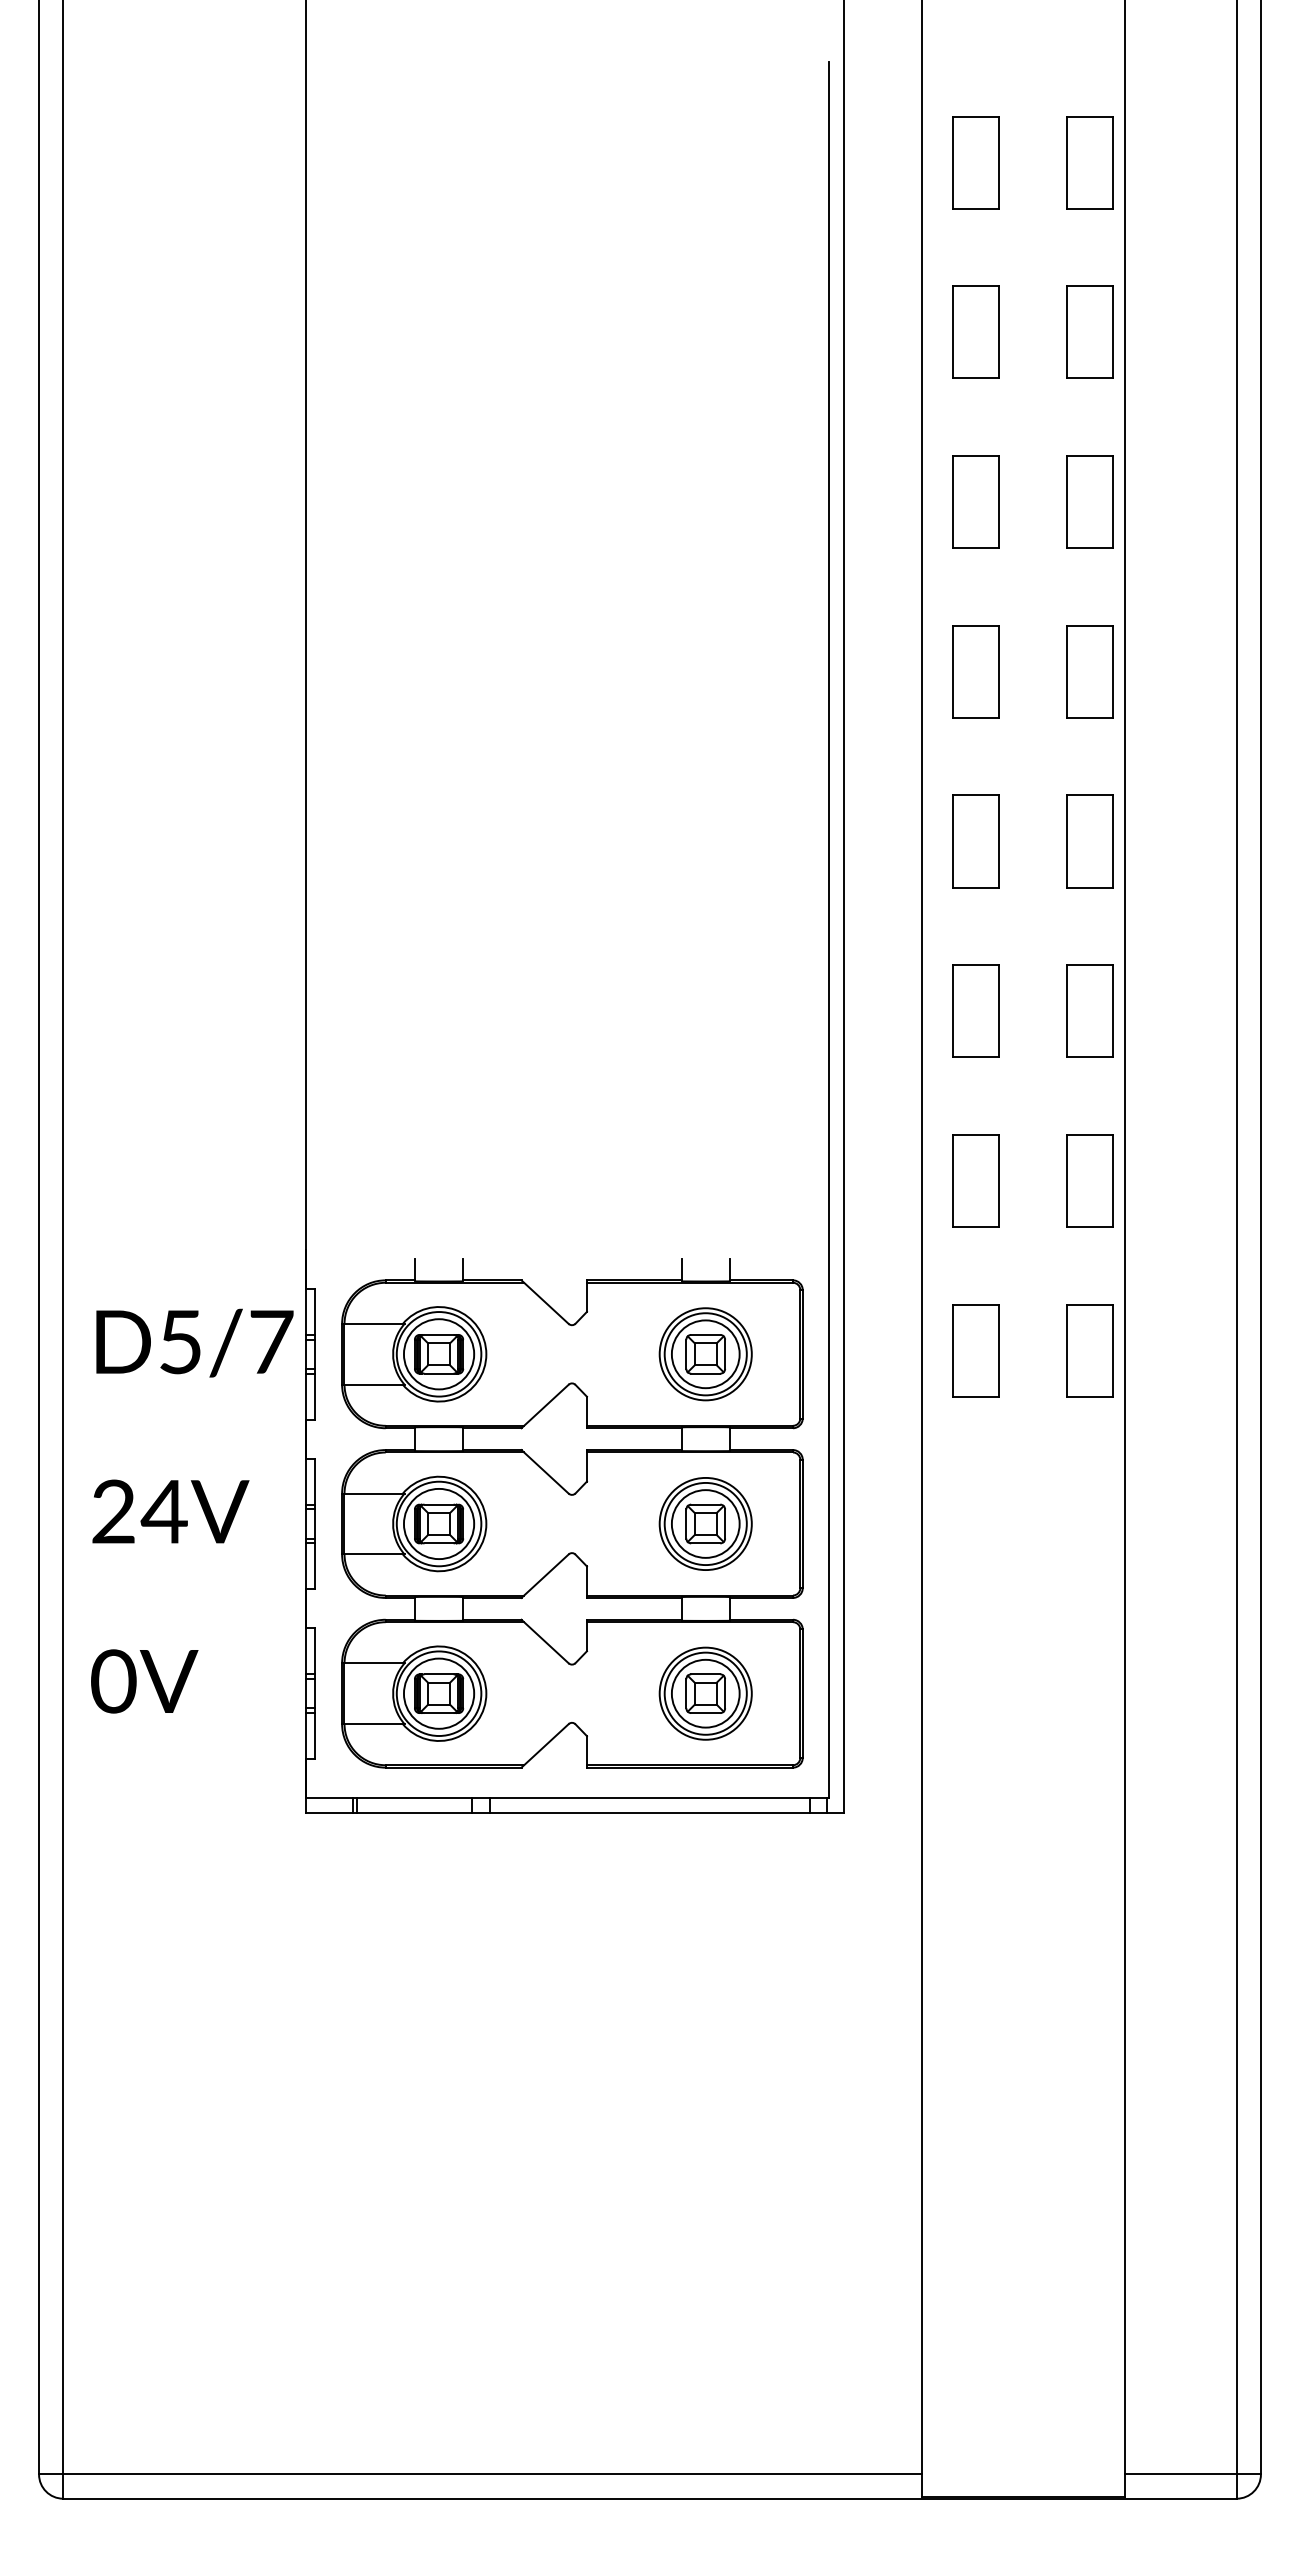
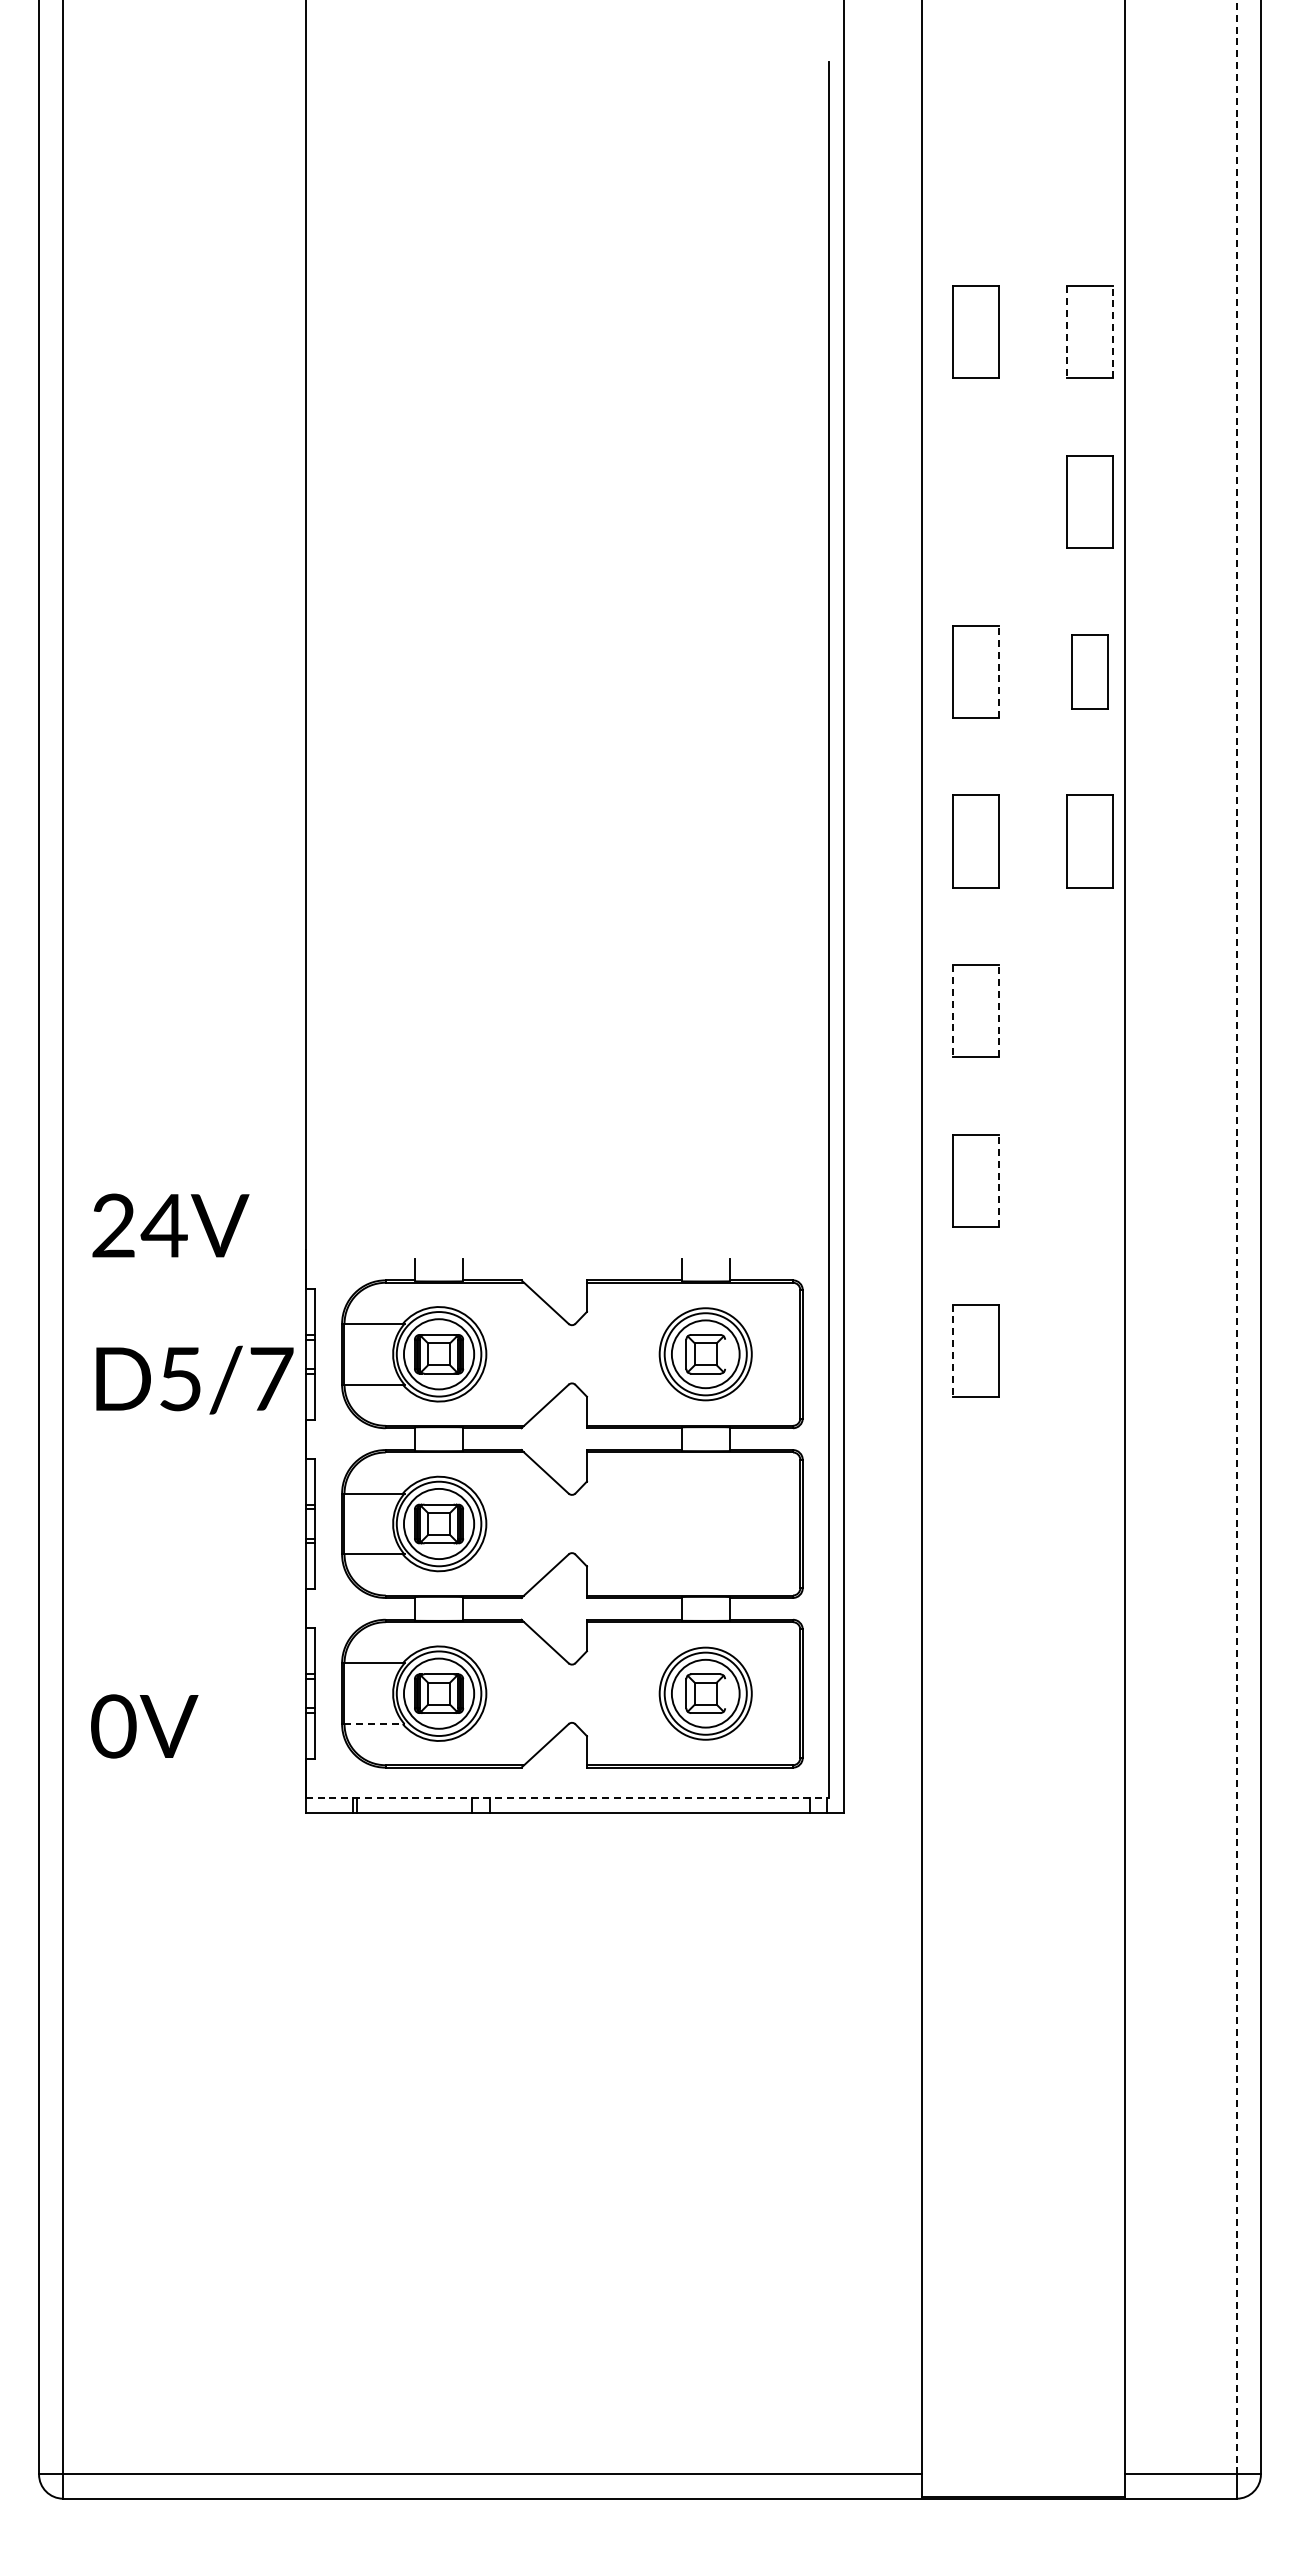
part: present -> none (975, 162)
part: present -> none (1089, 162)
line: solid -> dashed (1113, 331)
line: solid -> dashed (1067, 332)
part: present -> none (975, 501)
line: solid -> dashed (999, 671)
part size: 48x94 px -> 38x76 px (1089, 671)
line: solid -> dashed (999, 1010)
part: present -> none (1089, 1010)
line: solid -> dashed (953, 1011)
line: solid -> dashed (999, 1180)
part: present -> none (1089, 1180)
line: solid -> dashed (1236, 1237)
text position: (194, 1342) -> (194, 1379) (194, 1379)
part: present -> none (1089, 1350)
line: solid -> dashed (953, 1351)
line: present -> none (725, 1353)
text position: (170, 1511) -> (170, 1225) (170, 1225)
part: present -> none (705, 1523)
text position: (144, 1681) -> (144, 1726) (144, 1726)
line: present -> none (725, 1693)
line: solid -> dashed (374, 1724)
line: solid -> dashed (567, 1797)
